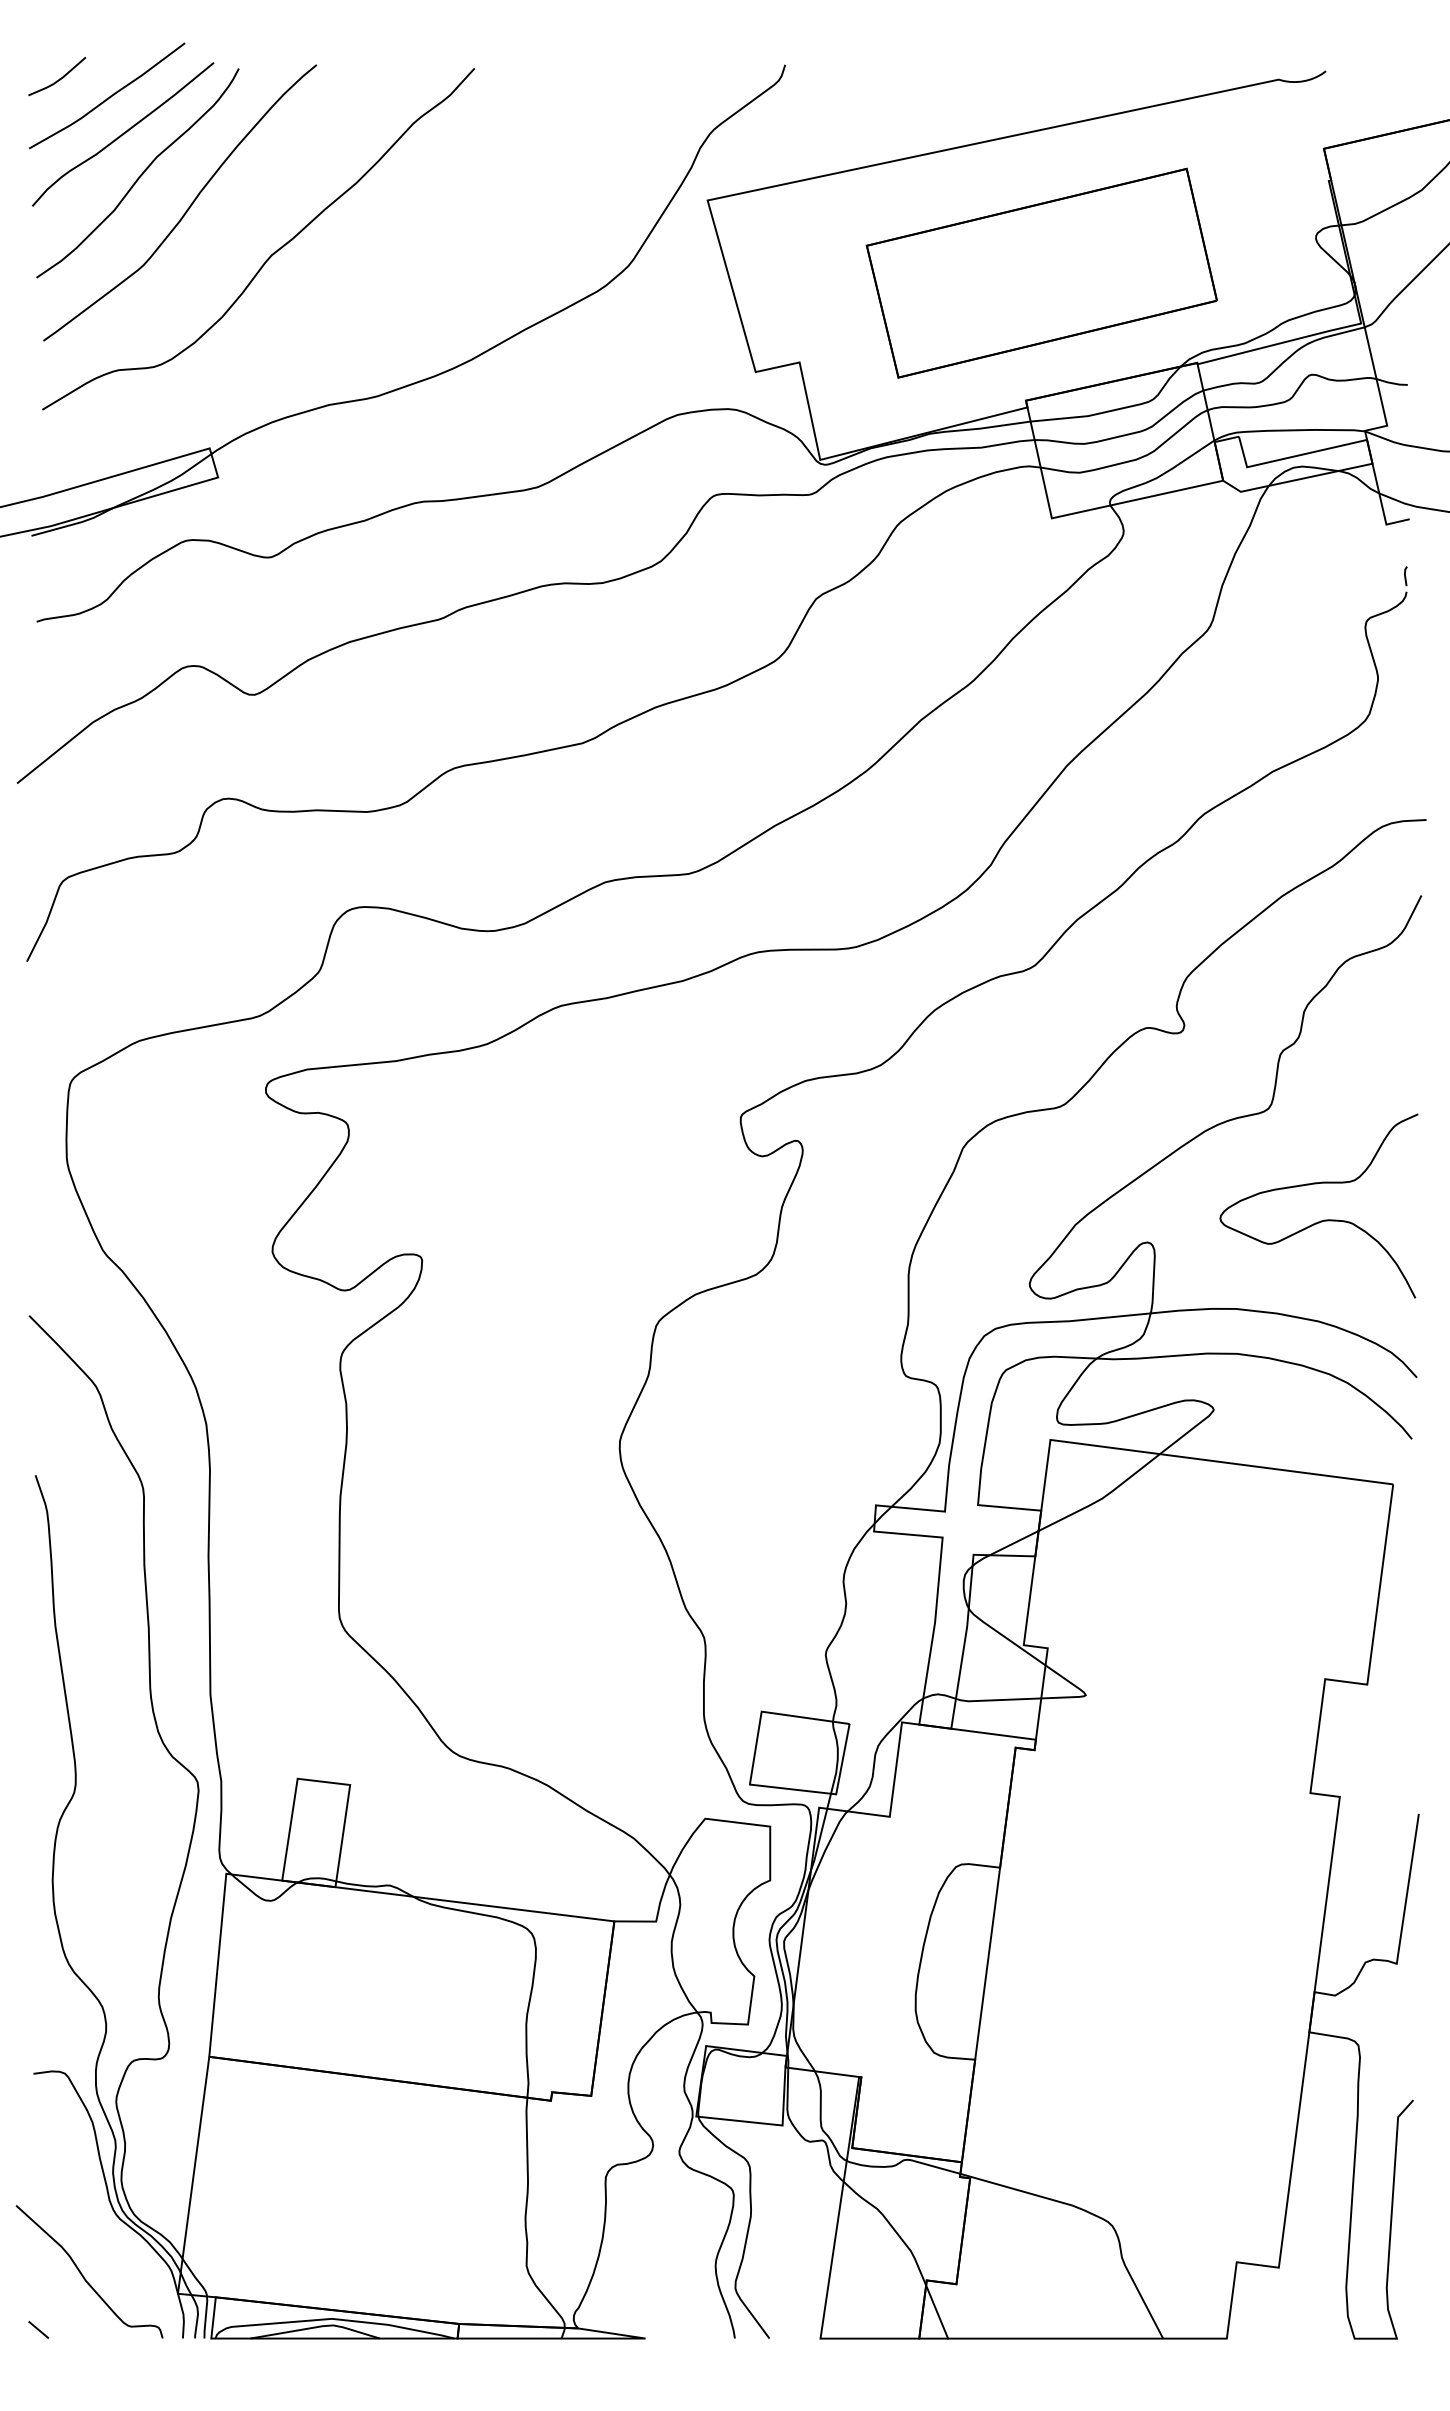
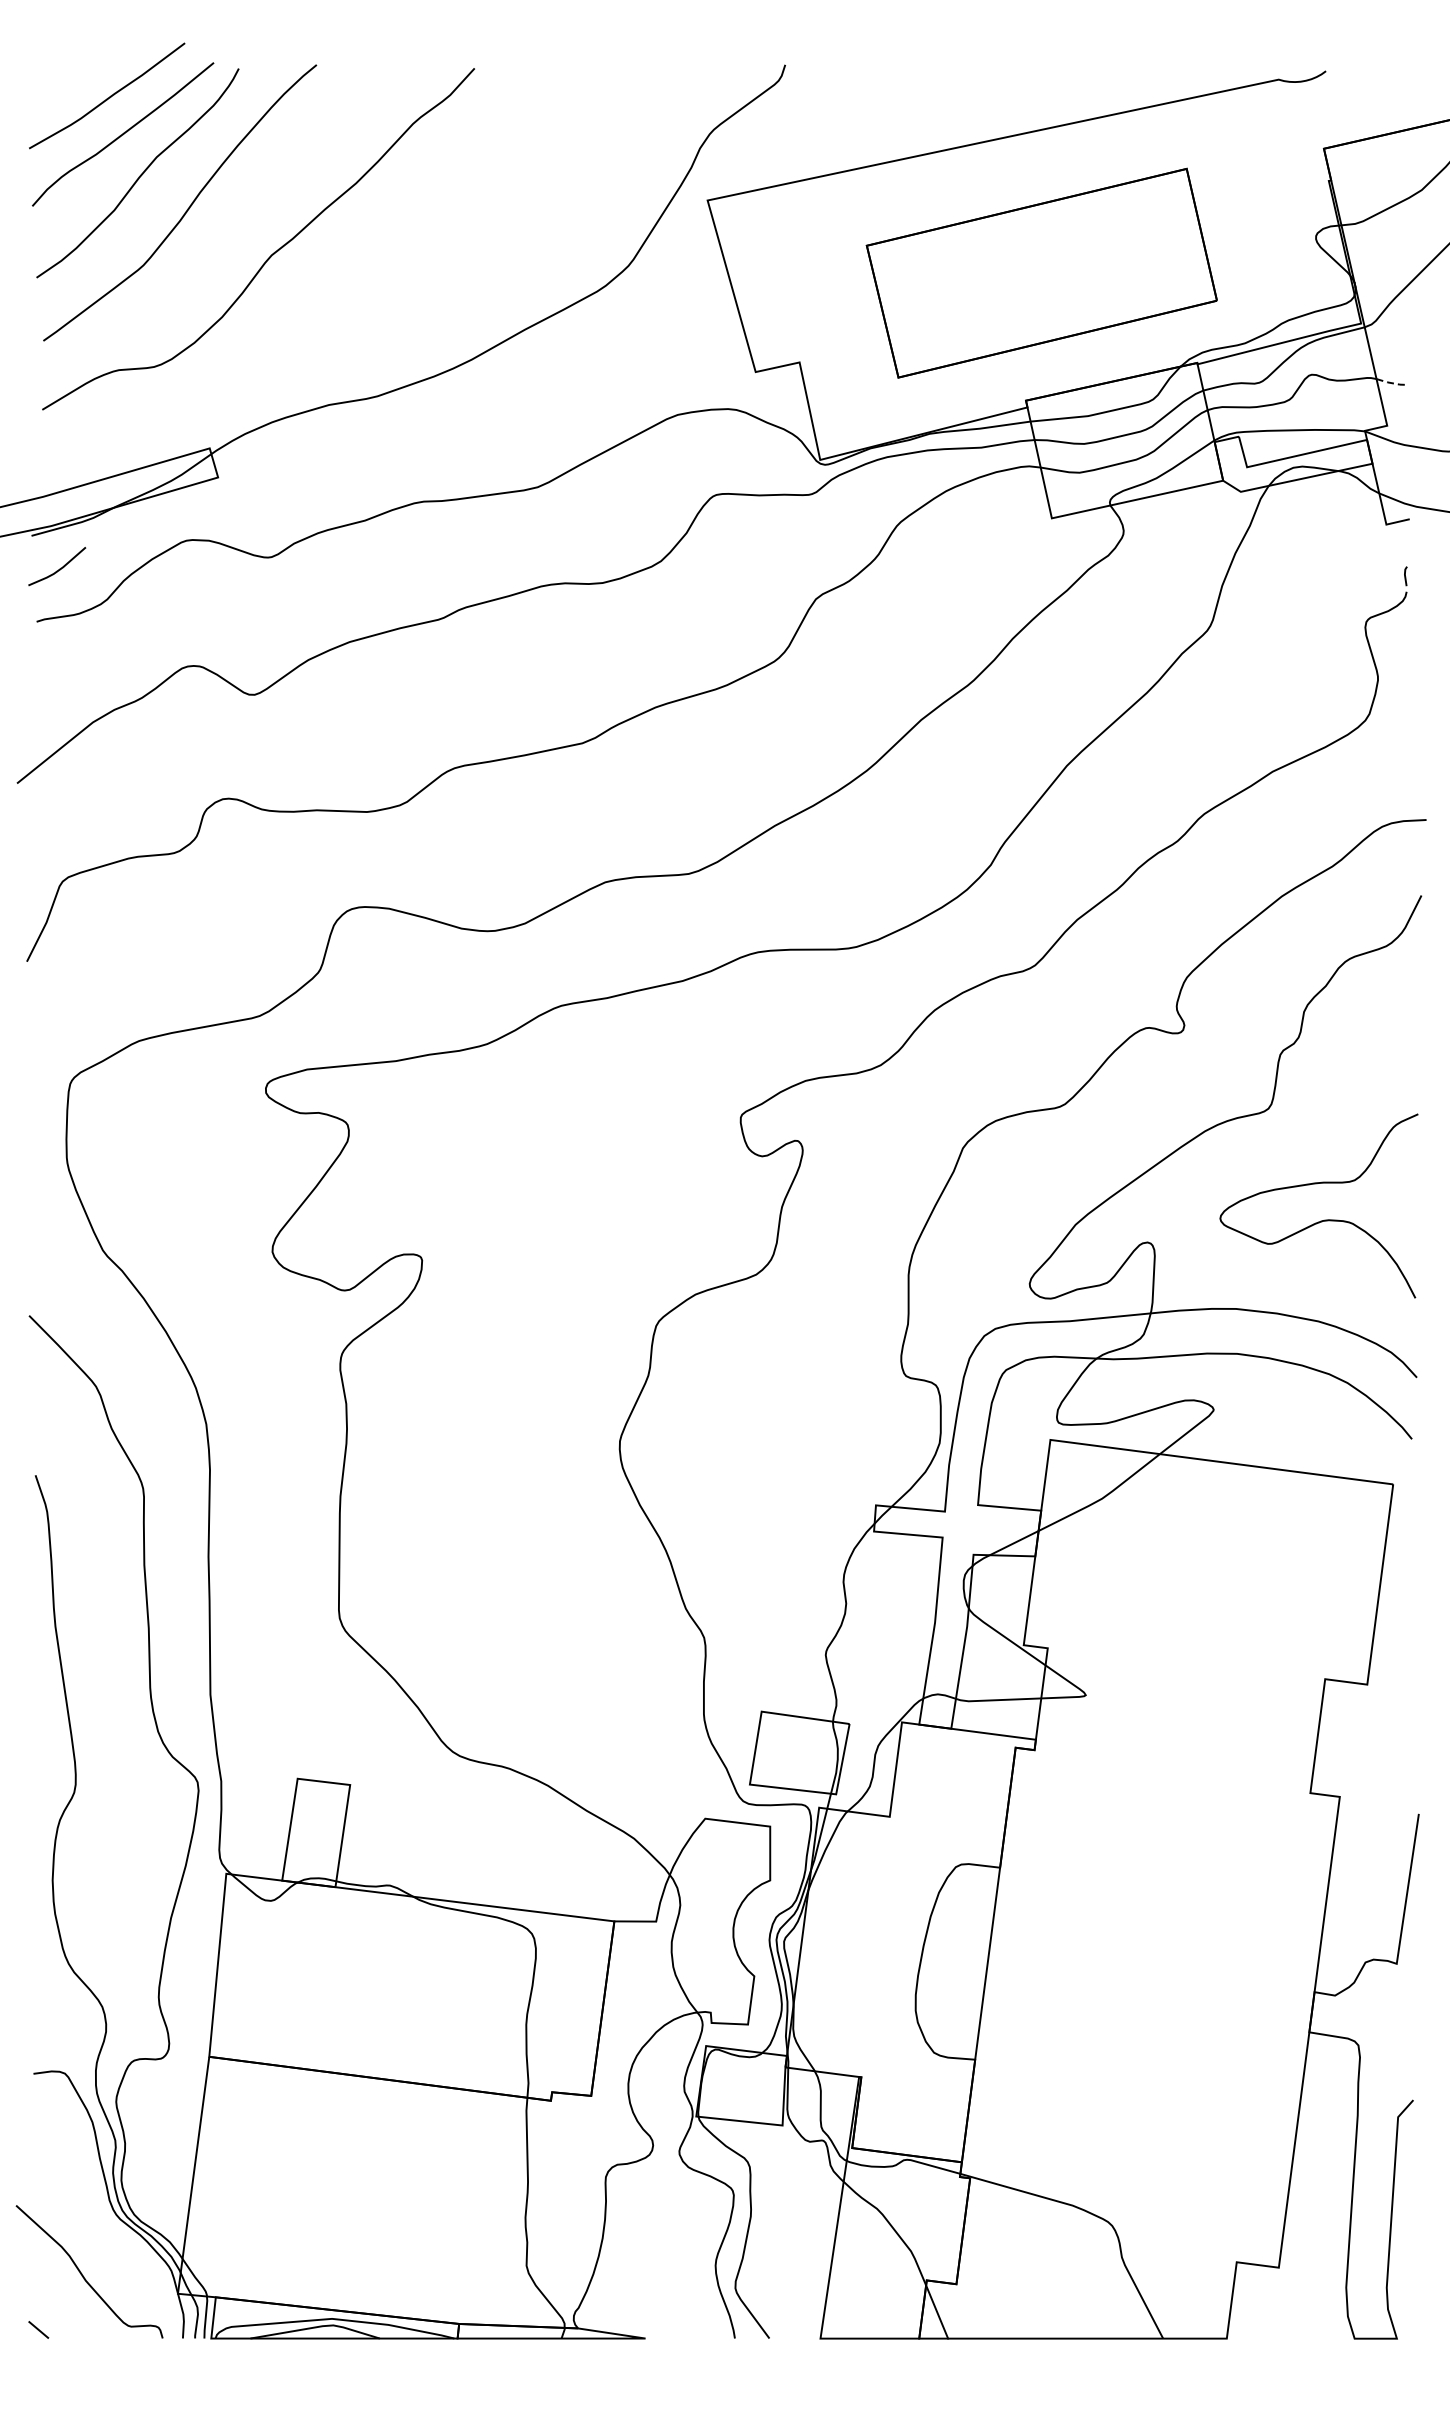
line position: (59, 78) -> (59, 568) (59, 568)
line: solid -> dashed (1392, 383)
